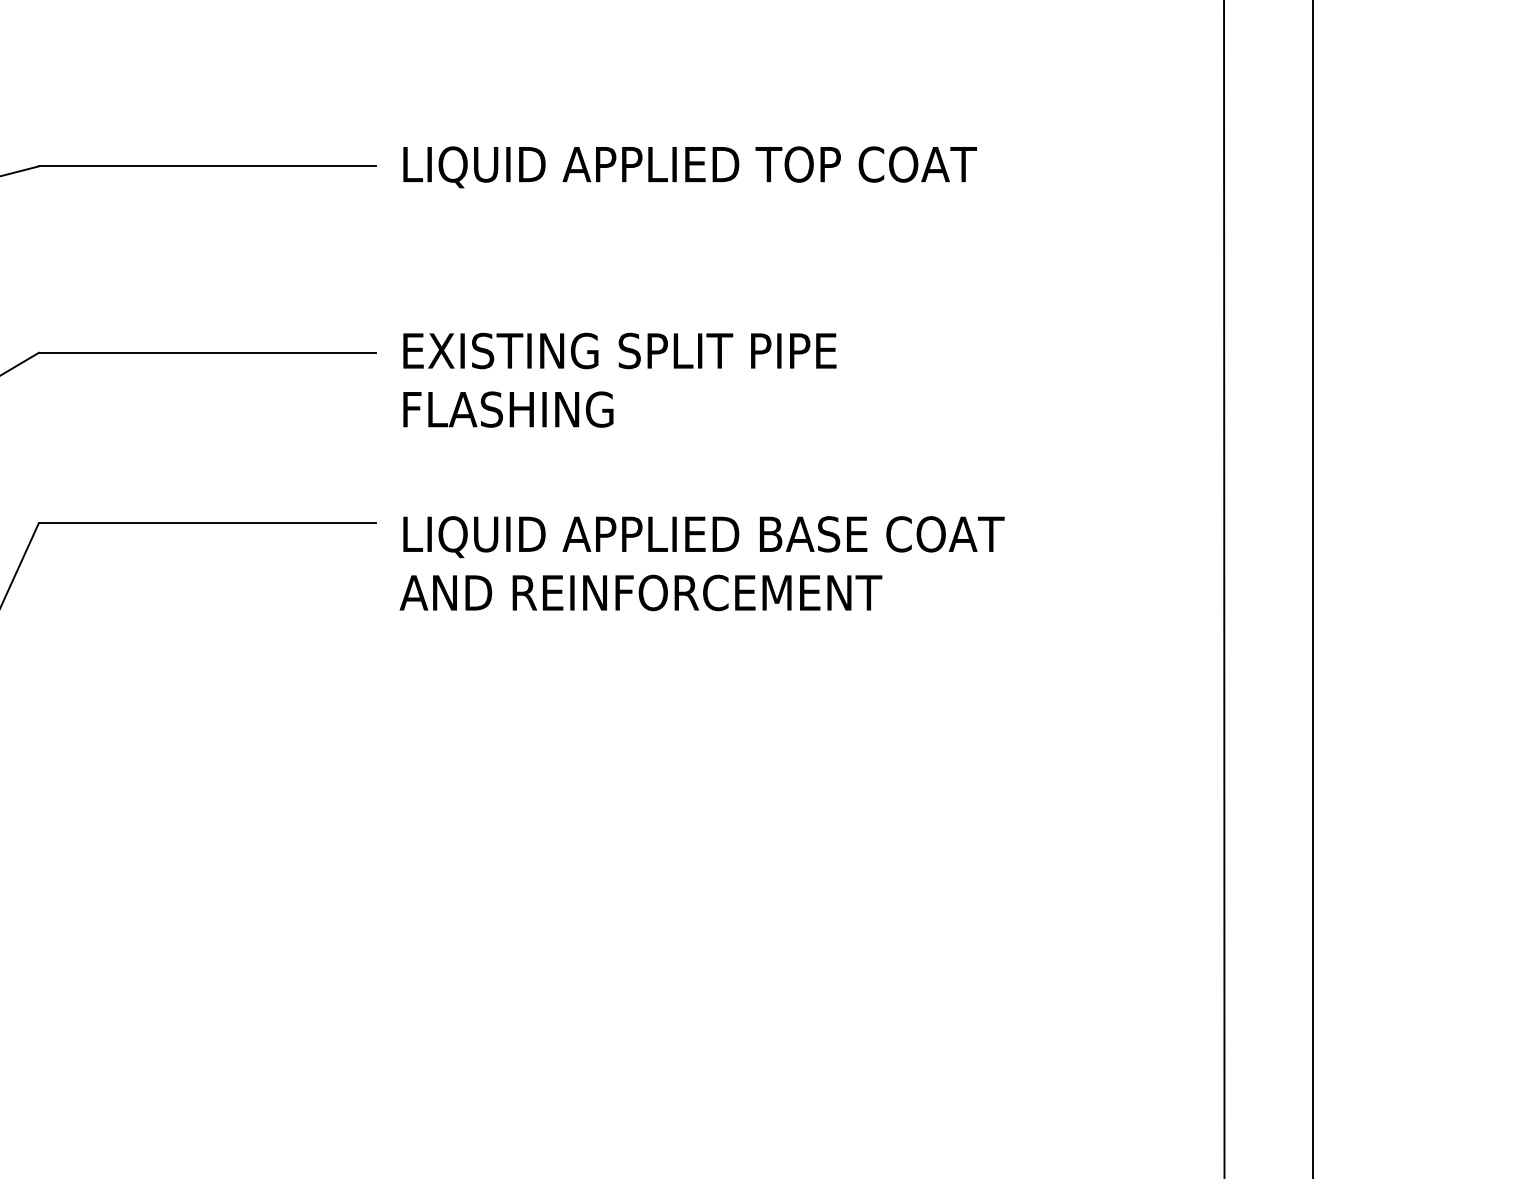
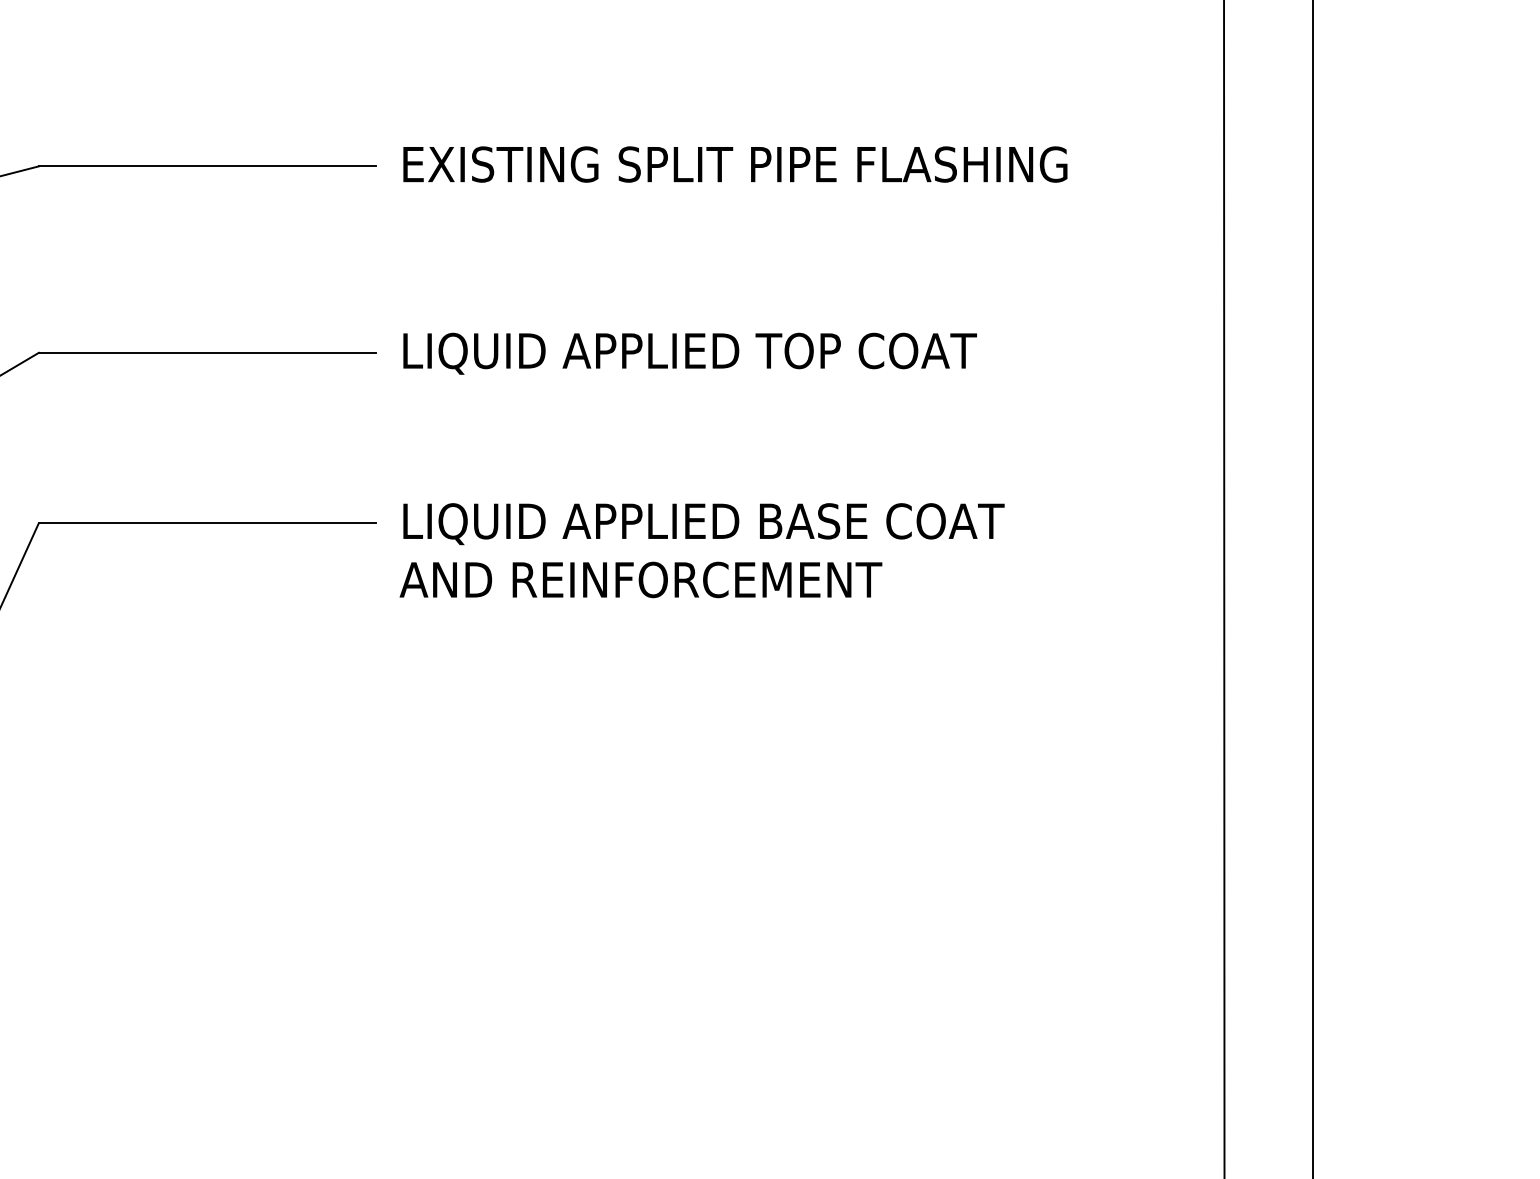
text: LIQUID APPLIED TOP COAT -> EXISTING SPLIT PIPE FLASHING (737, 167)
text: EXISTING SPLIT PIPE FLASHING -> LIQUID APPLIED TOP COAT (689, 379)
text position: (701, 563) -> (701, 550) (701, 550)
